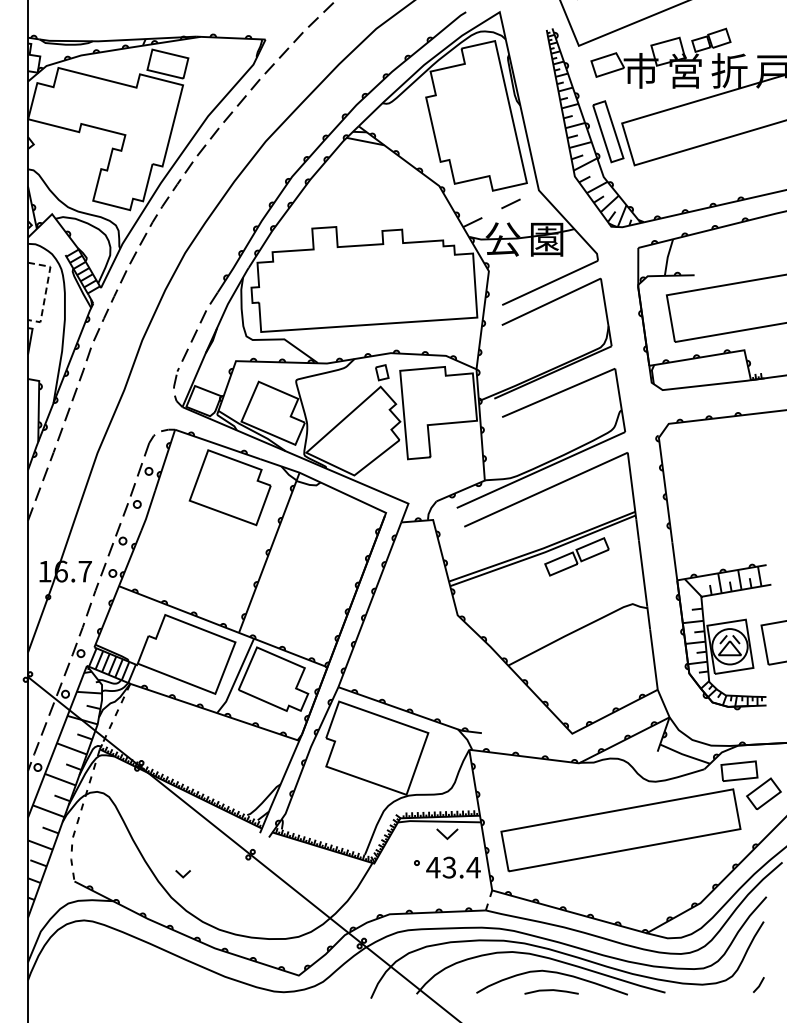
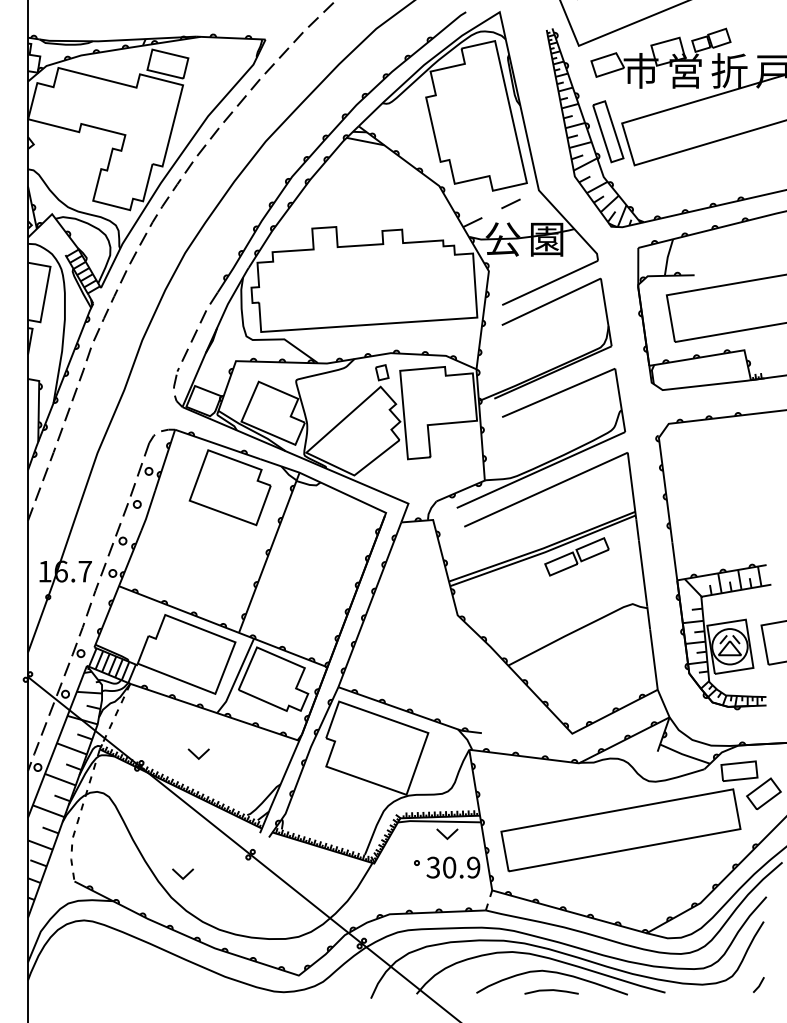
line: dashed -> solid (46, 290)
part: none -> present (198, 753)
text: 43.4 -> 30.9 (453, 867)
part size: 16x9 px -> 23x12 px (183, 873)
